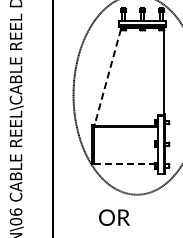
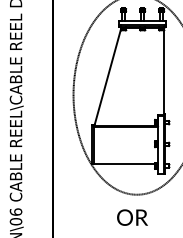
line: dashed -> solid (107, 78)
line: dashed -> solid (124, 163)
text position: (114, 217) -> (132, 217) (132, 217)
